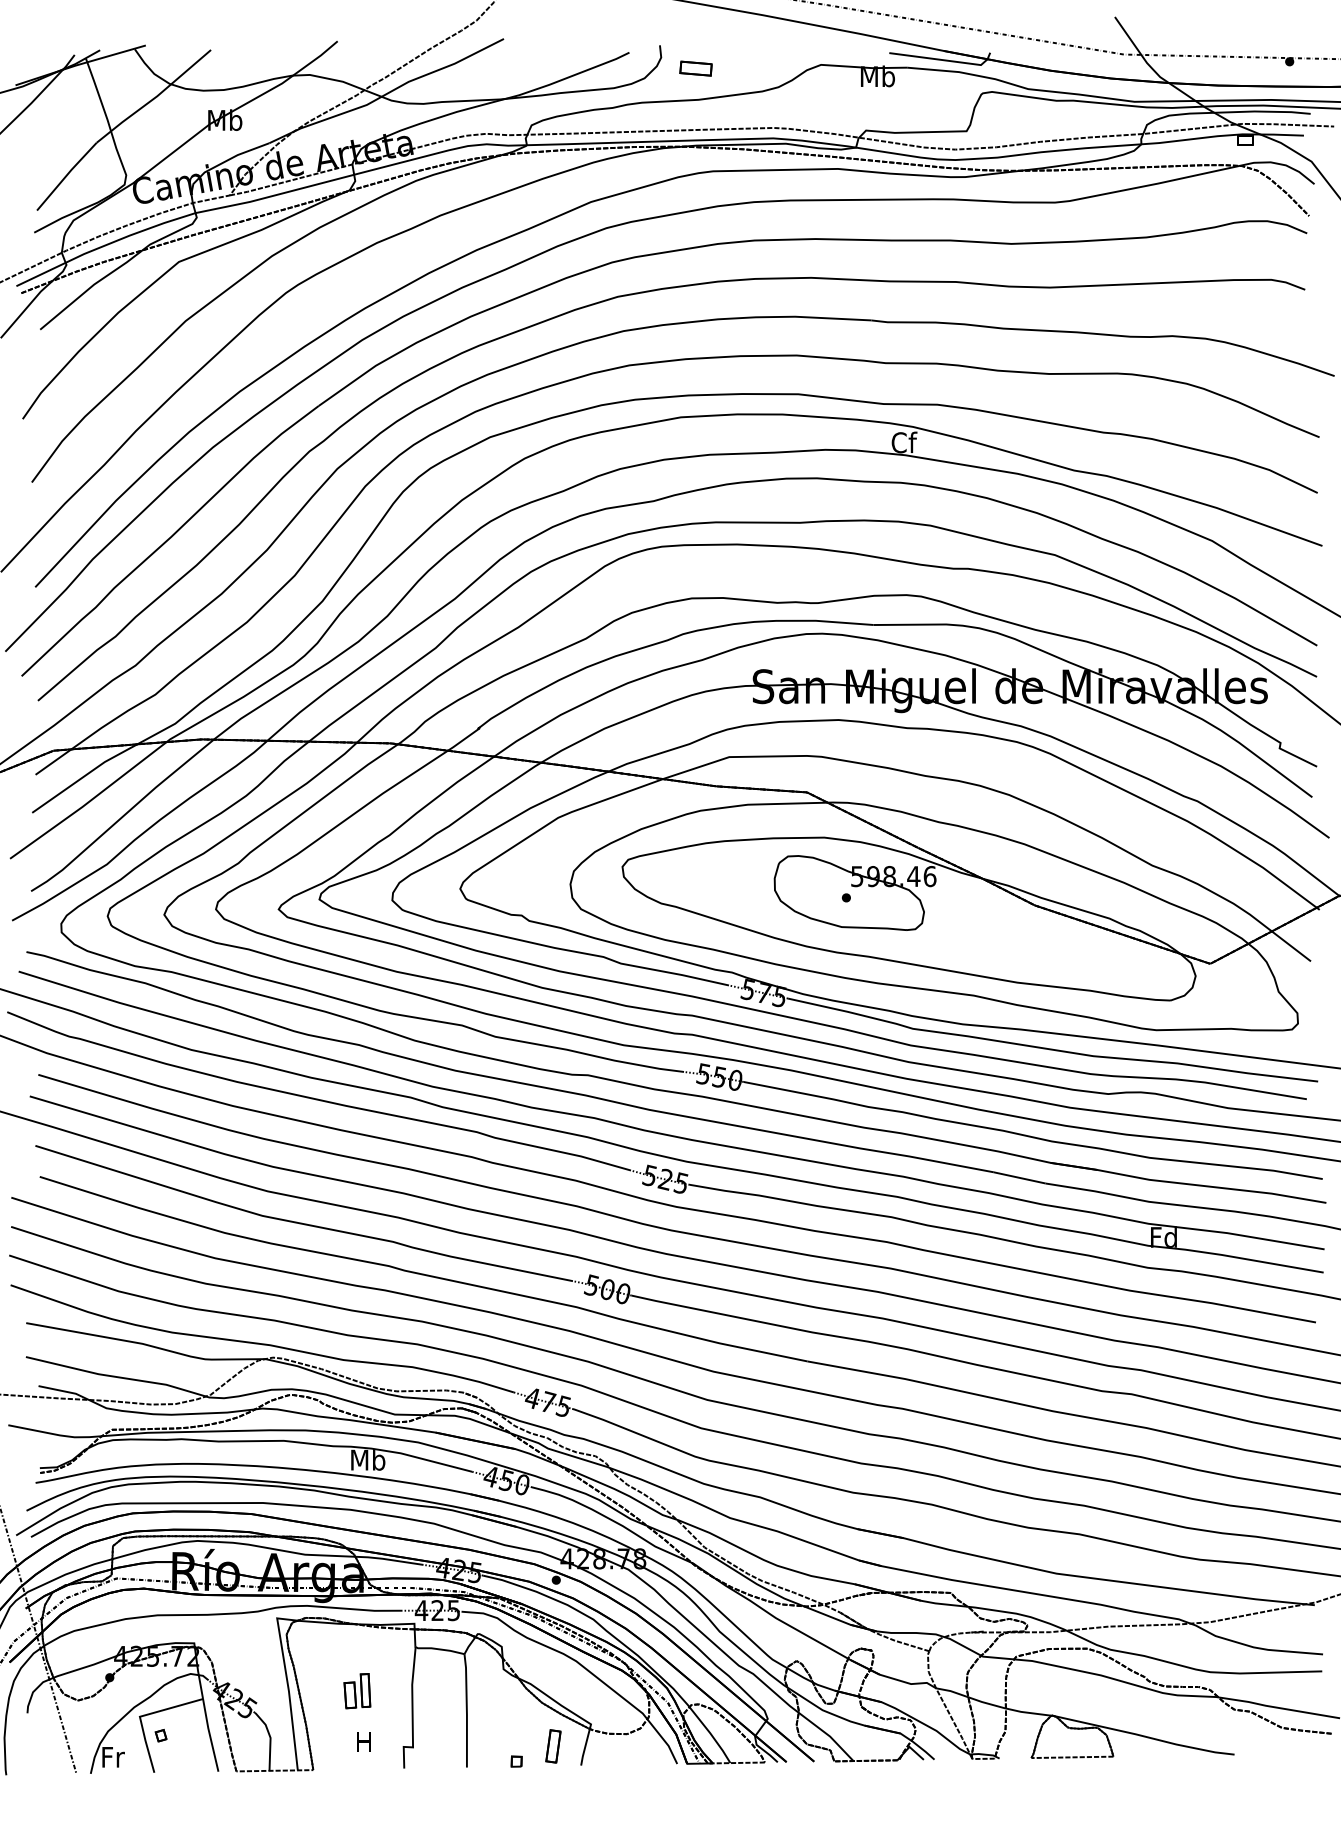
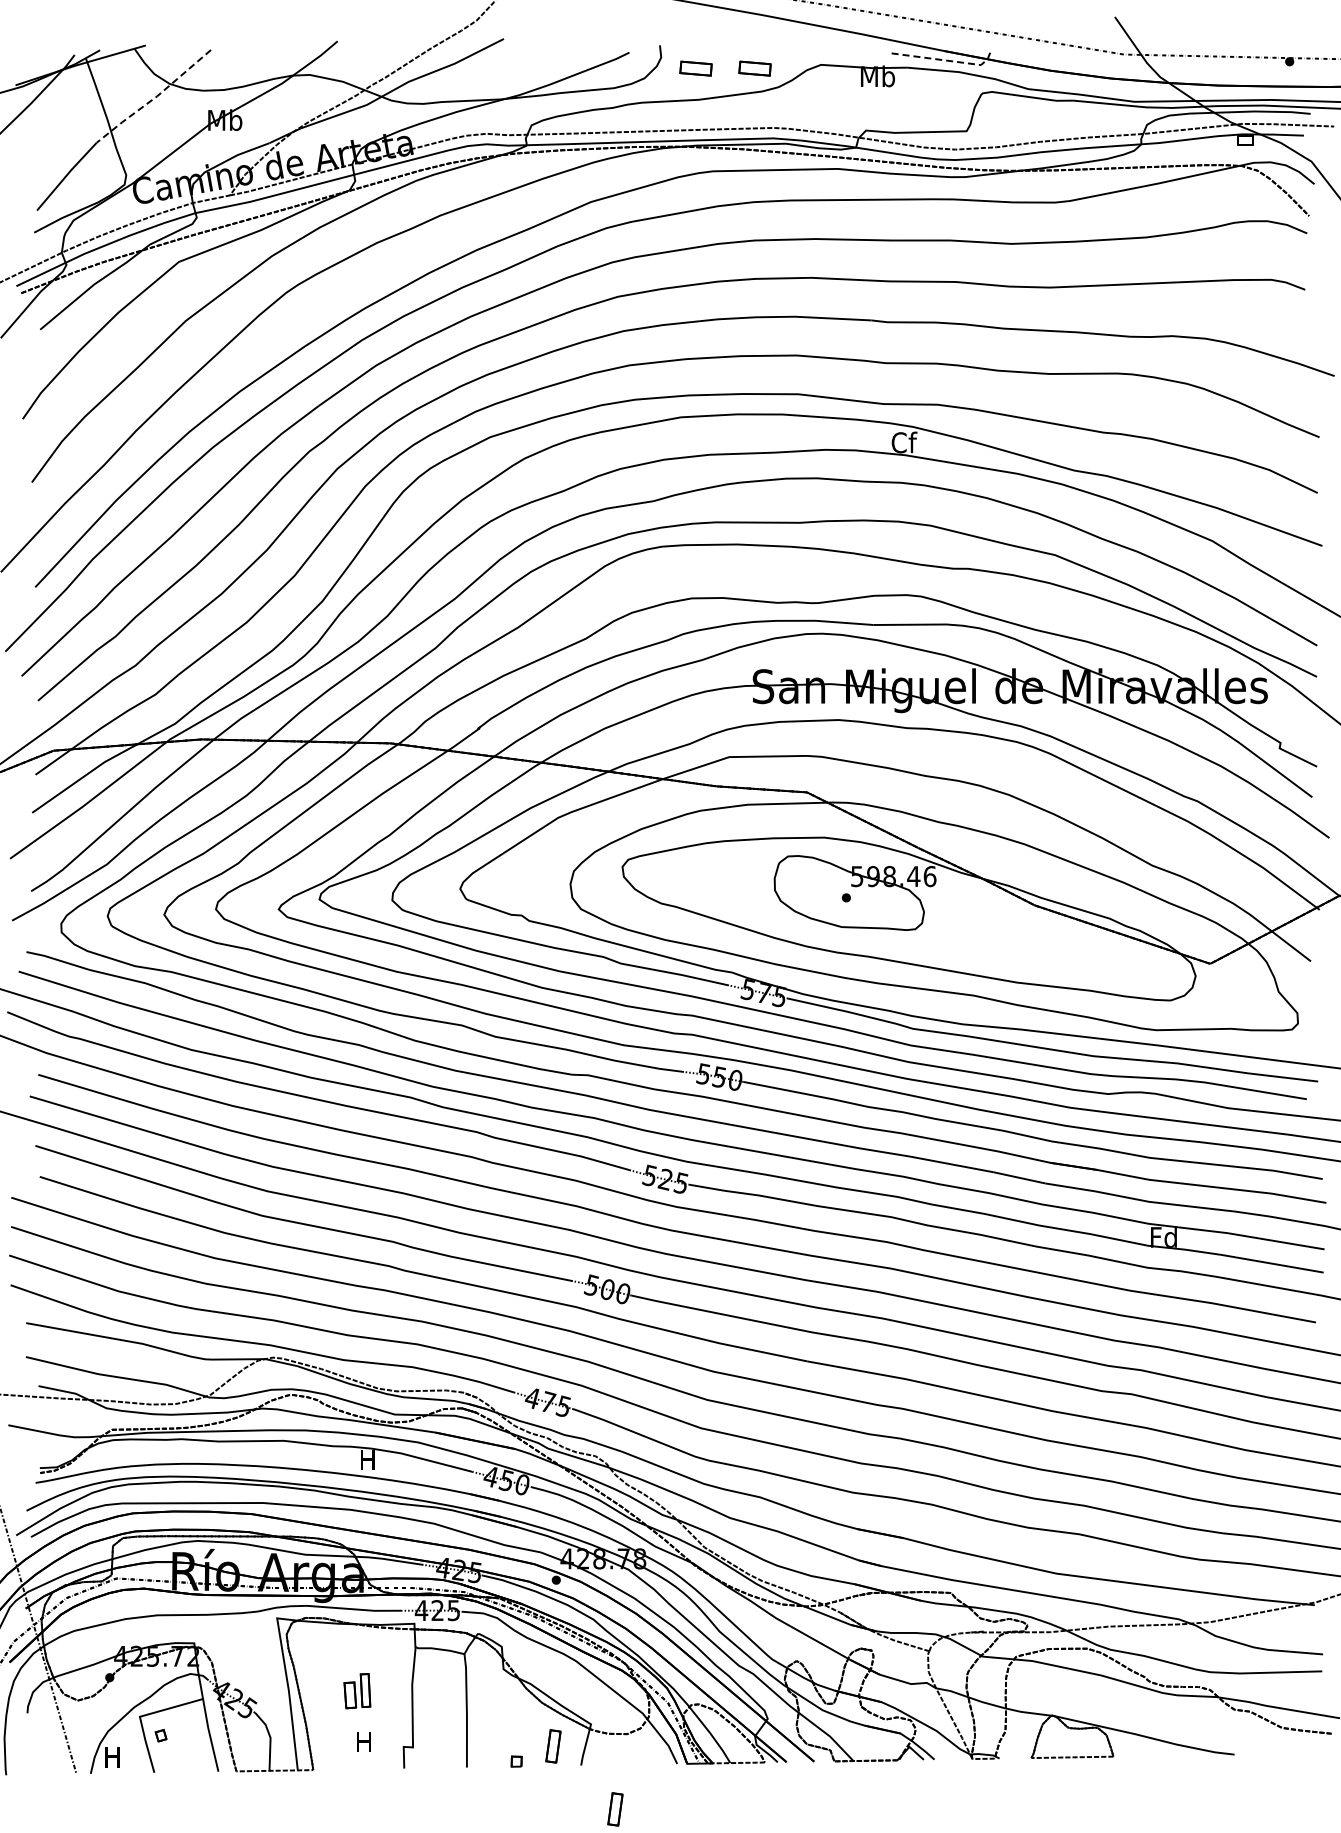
line: solid -> dashed (944, 60)
part: none -> present (754, 68)
line: solid -> dashed (154, 98)
text: Mb -> H (368, 1459)
text: Fr -> H (113, 1757)
part: none -> present (615, 1809)
